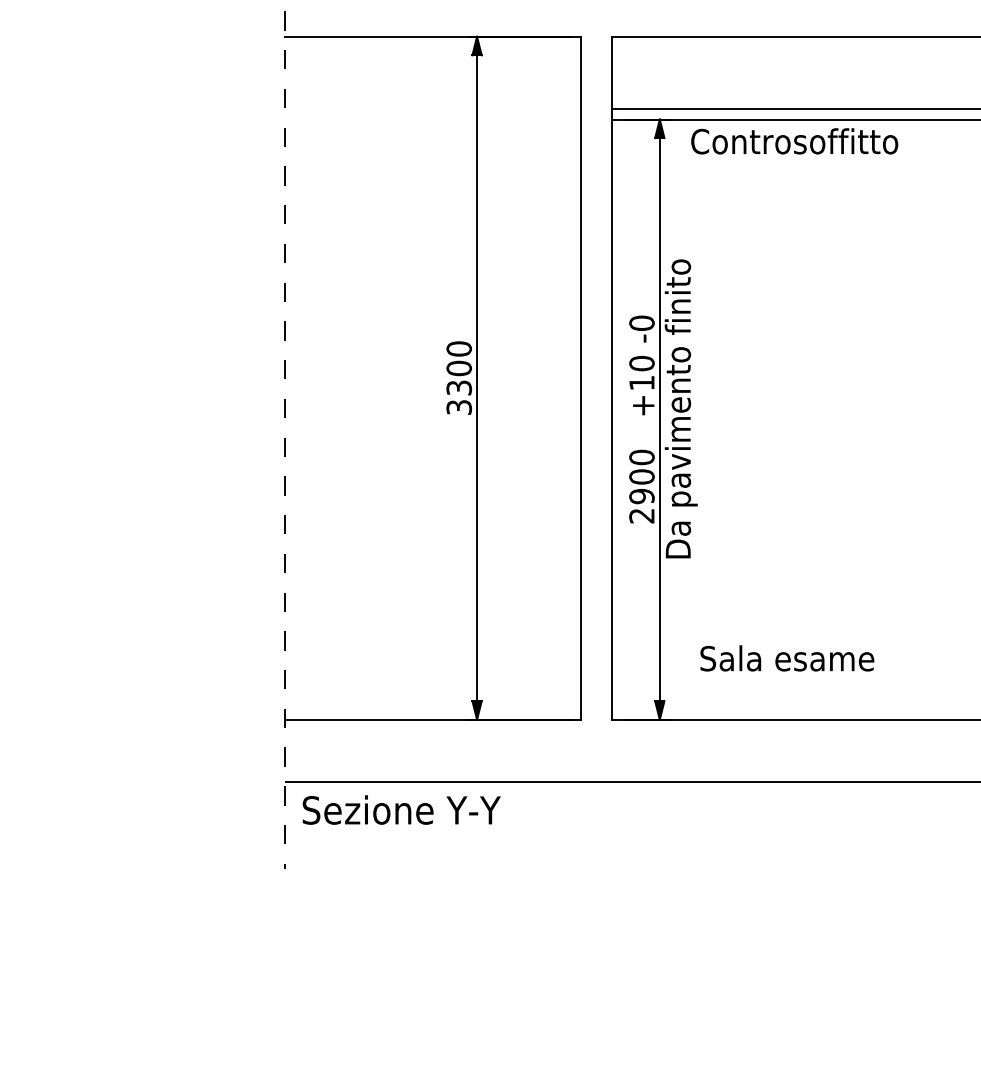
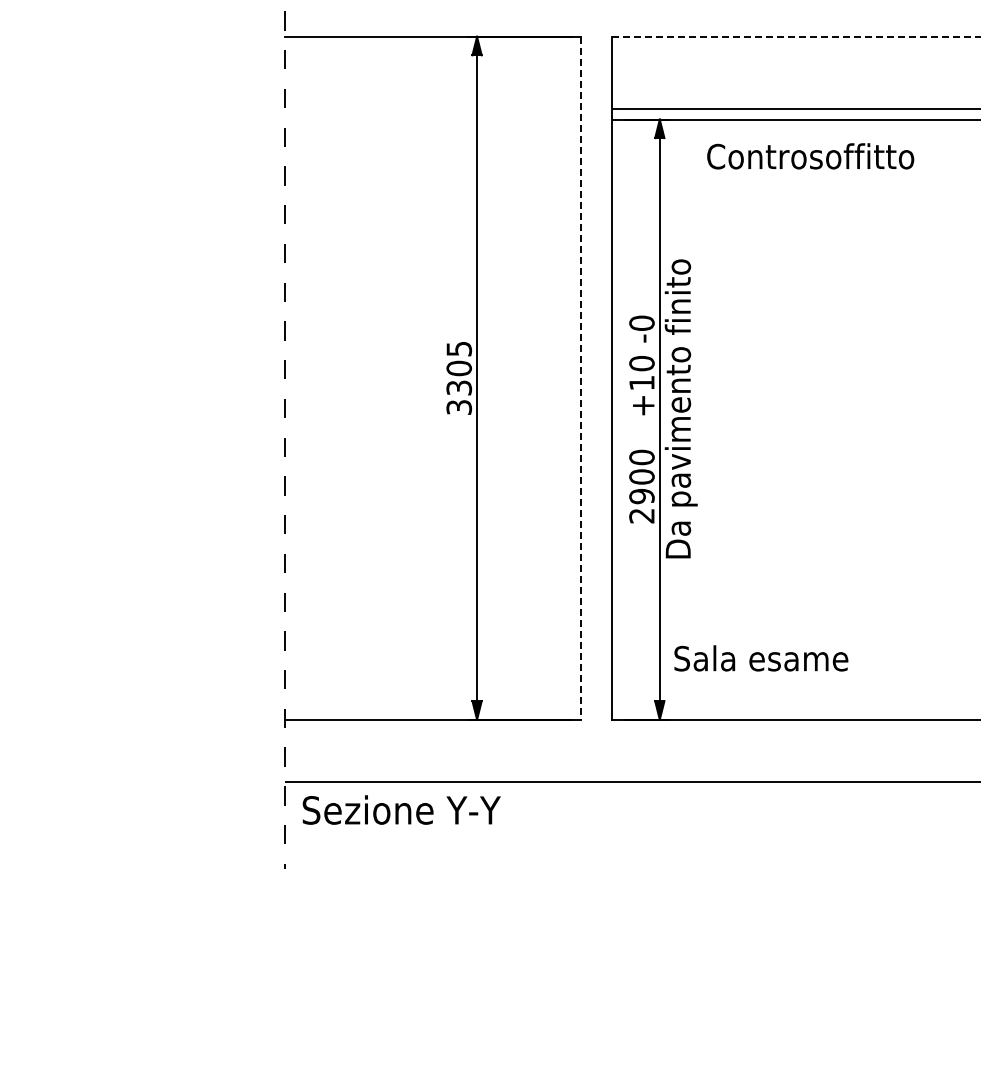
line: solid -> dashed (796, 36)
text position: (794, 141) -> (810, 156) (810, 156)
text: 3300 -> 3305 (459, 348)
line: solid -> dashed (581, 378)
text position: (787, 658) -> (761, 658) (761, 658)
